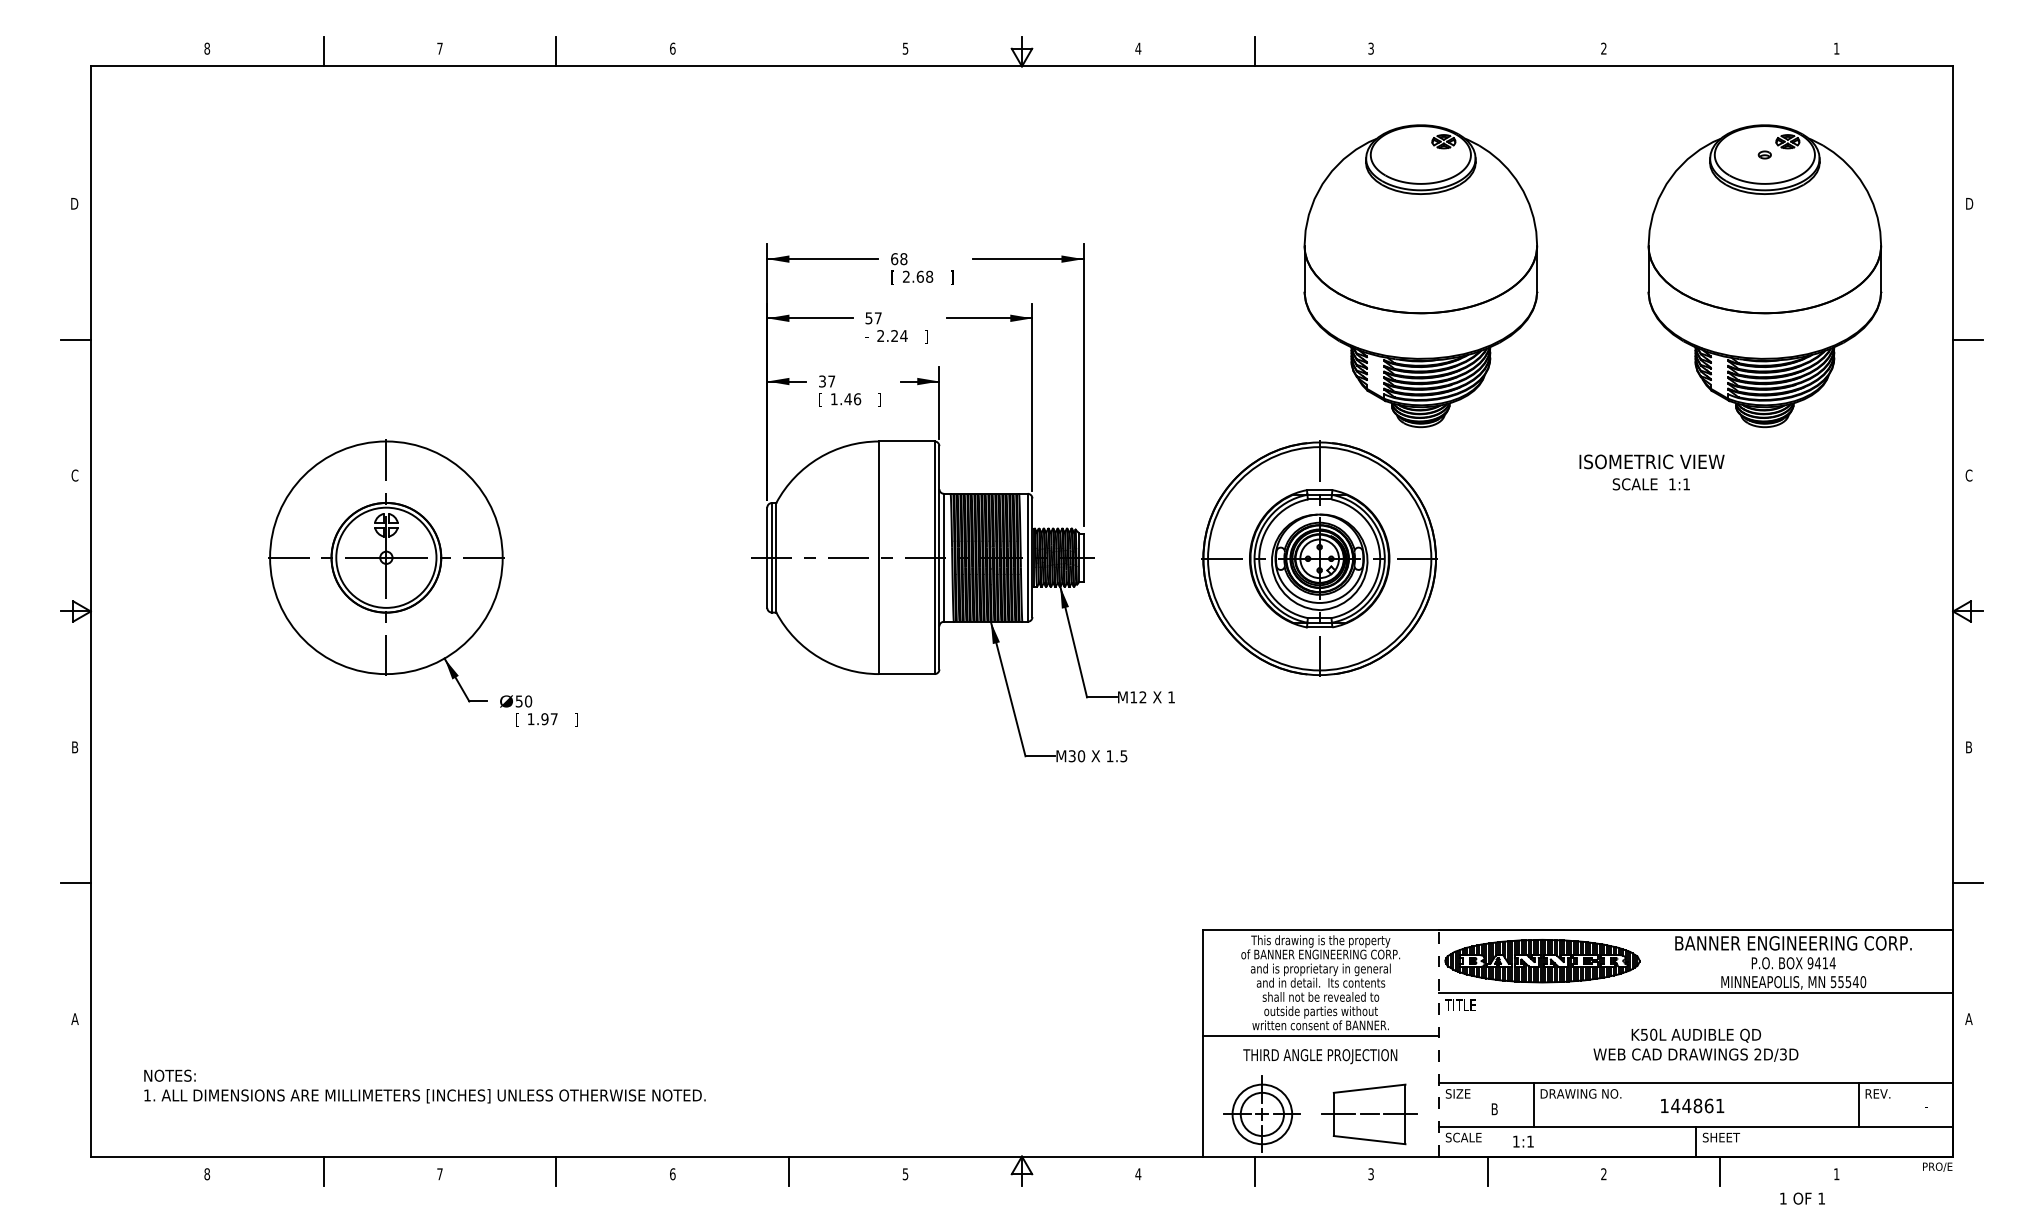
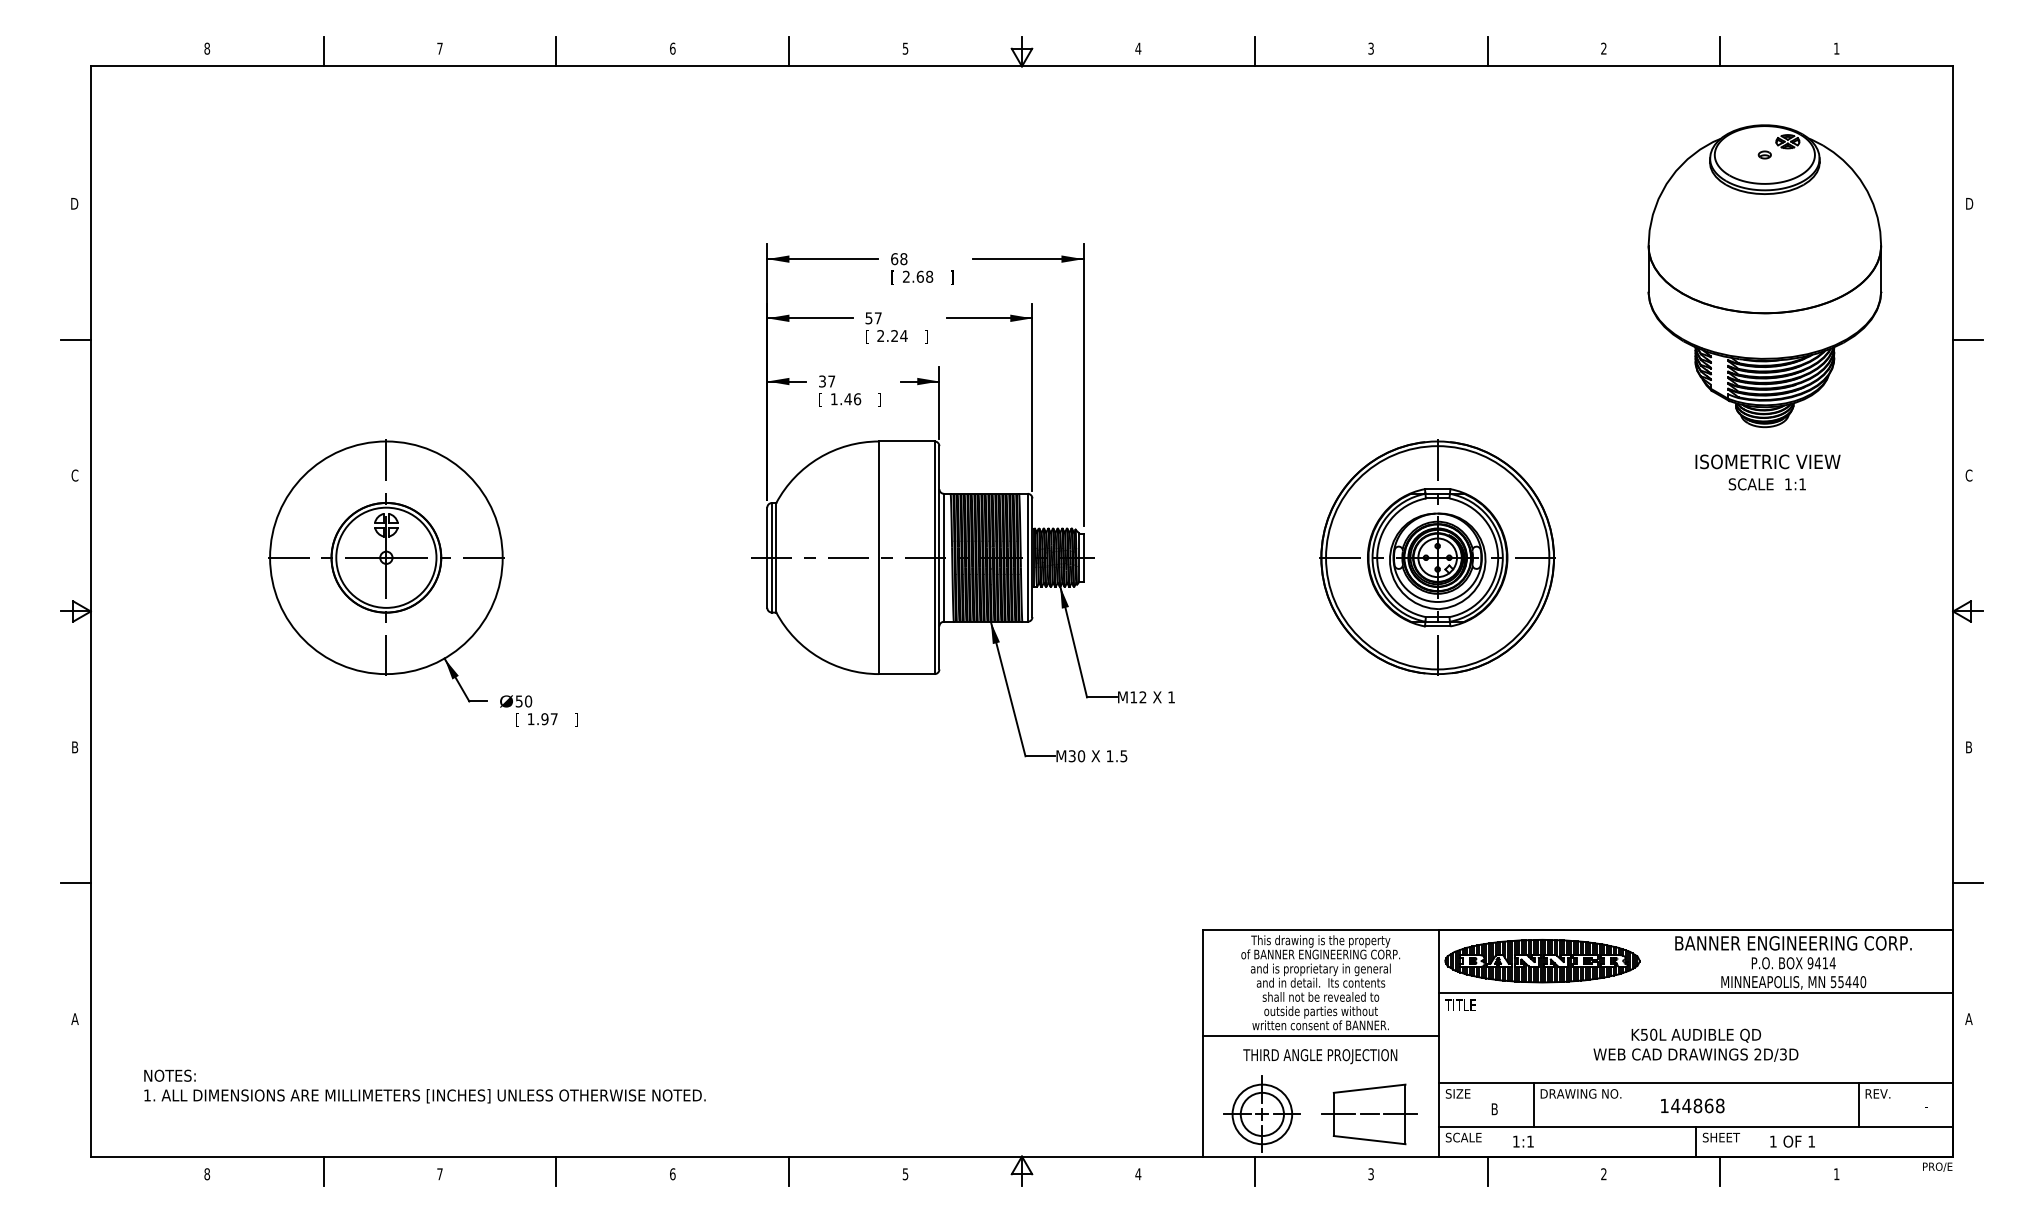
line: none -> present (789, 51)
line: none -> present (1487, 51)
line: none -> present (1720, 51)
part: present -> none (1420, 276)
text: - -> [ (866, 336)
text position: (1651, 472) -> (1767, 472) (1767, 472)
part position: (1319, 558) -> (1437, 557) (1437, 557)
text: 55540 -> 55440 (1848, 982)
line: dashed -> solid (1439, 1042)
text: 144861 -> 144868 (1720, 1105)
text position: (1802, 1198) -> (1792, 1141) (1792, 1141)
